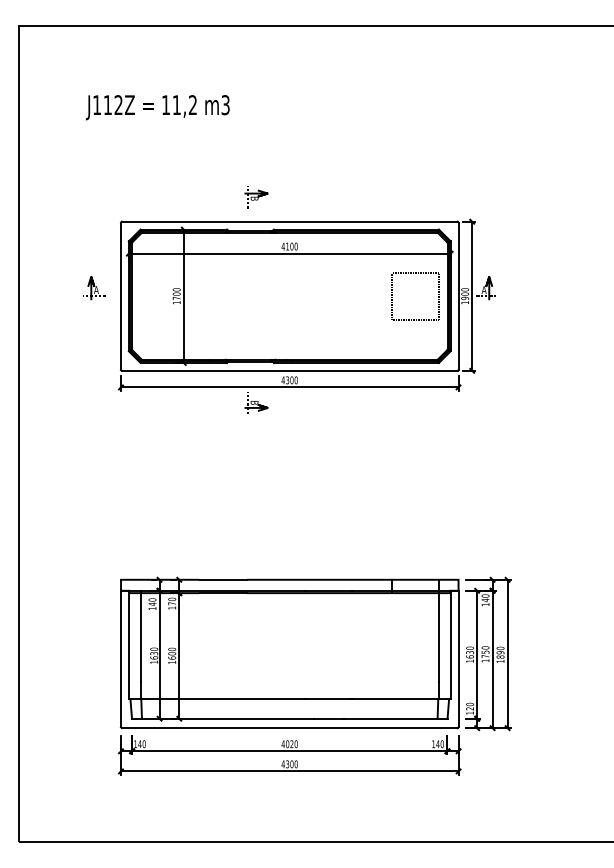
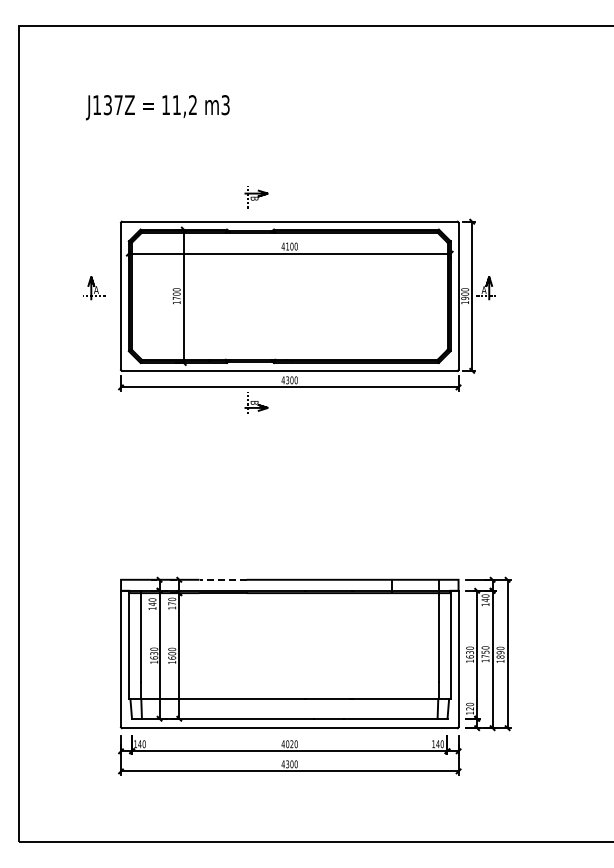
text: J112Z -> J137Z (112, 105)
part: present -> none (415, 273)
line: solid -> dashed (223, 579)
